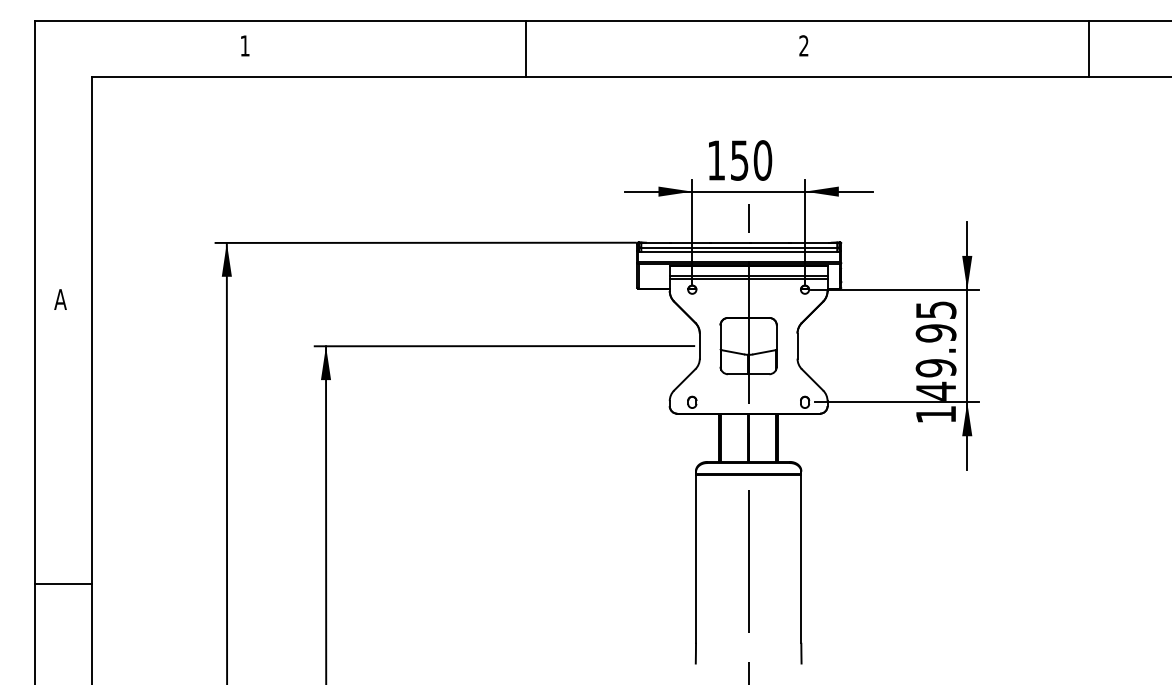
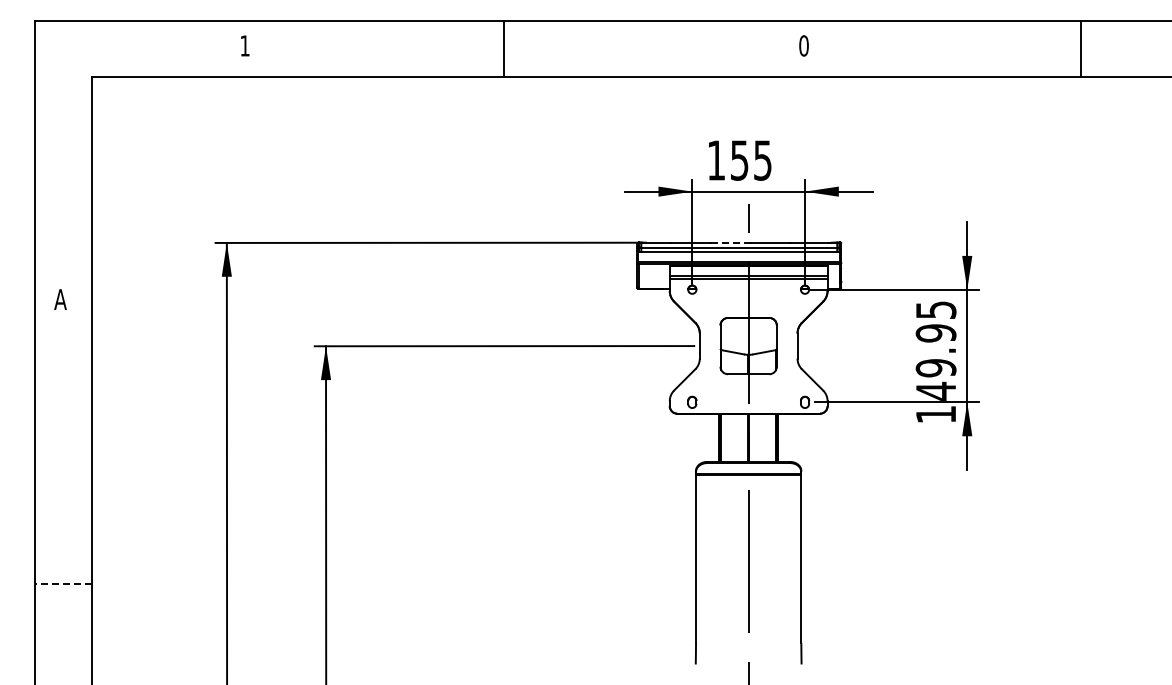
text: 2 -> 0 (803, 45)
line position: (525, 48) -> (503, 48) (503, 48)
line position: (1089, 48) -> (1081, 48) (1081, 48)
text: 150 -> 155 (762, 160)
line: solid -> dashed (730, 242)
line: solid -> dashed (62, 584)
